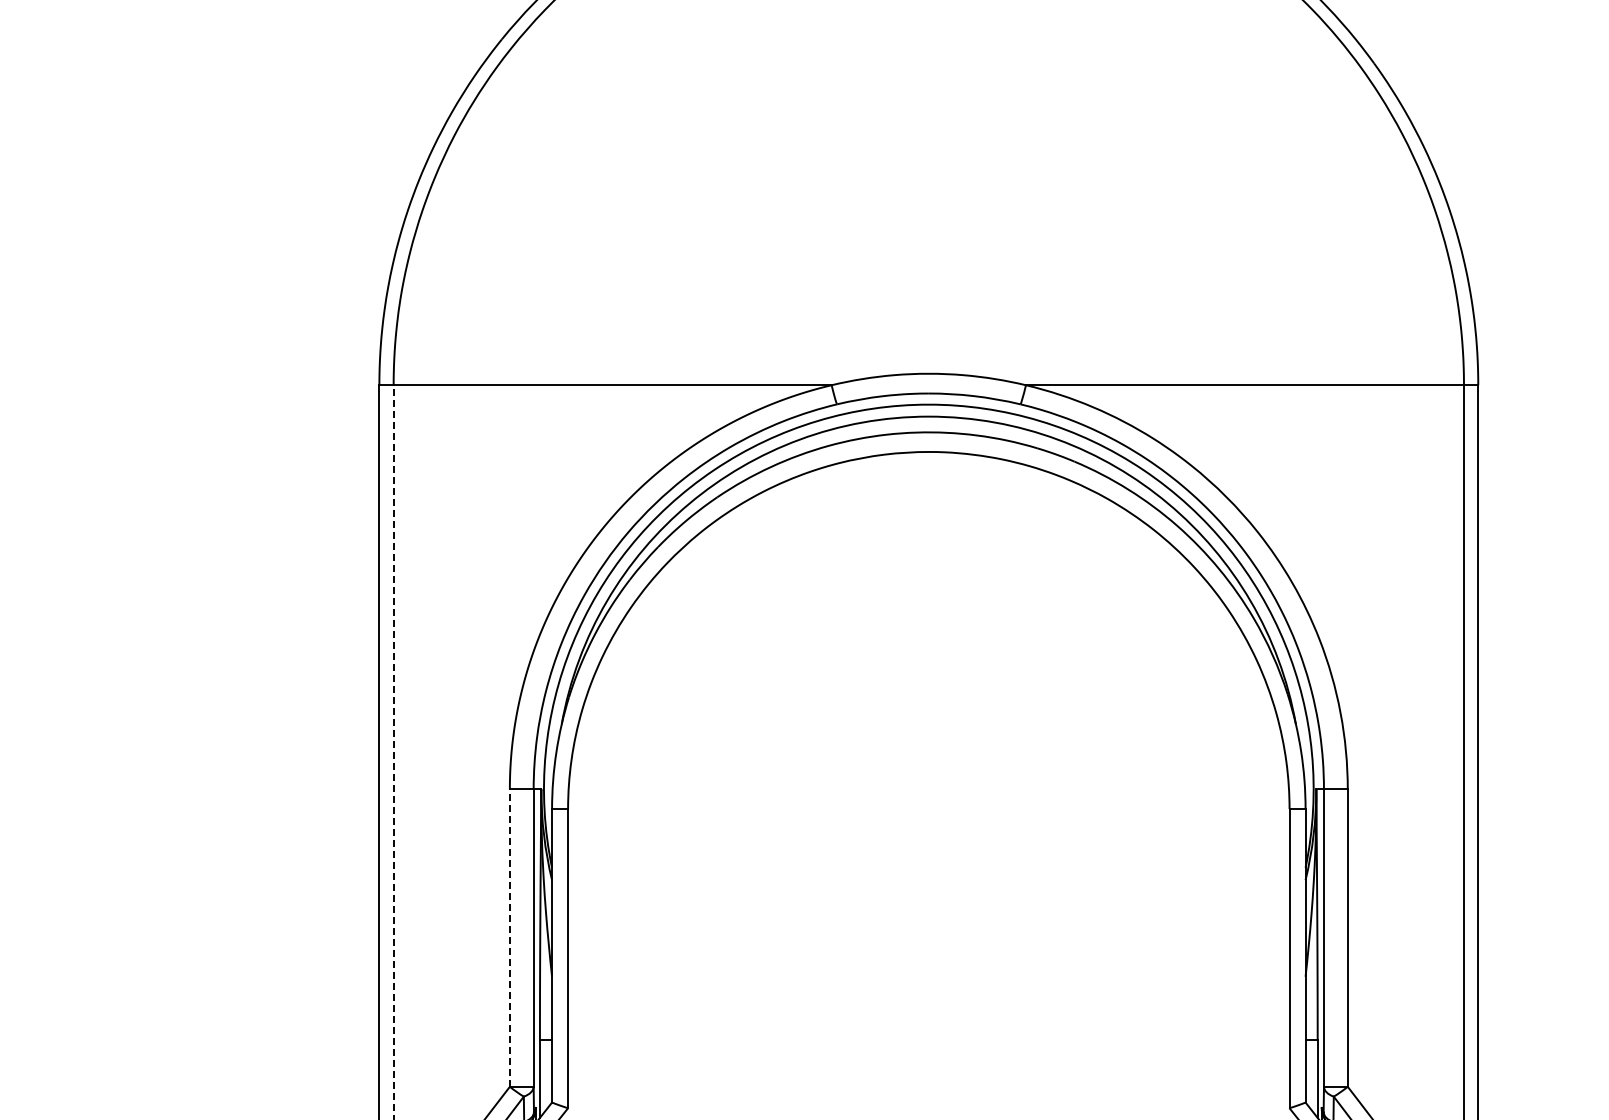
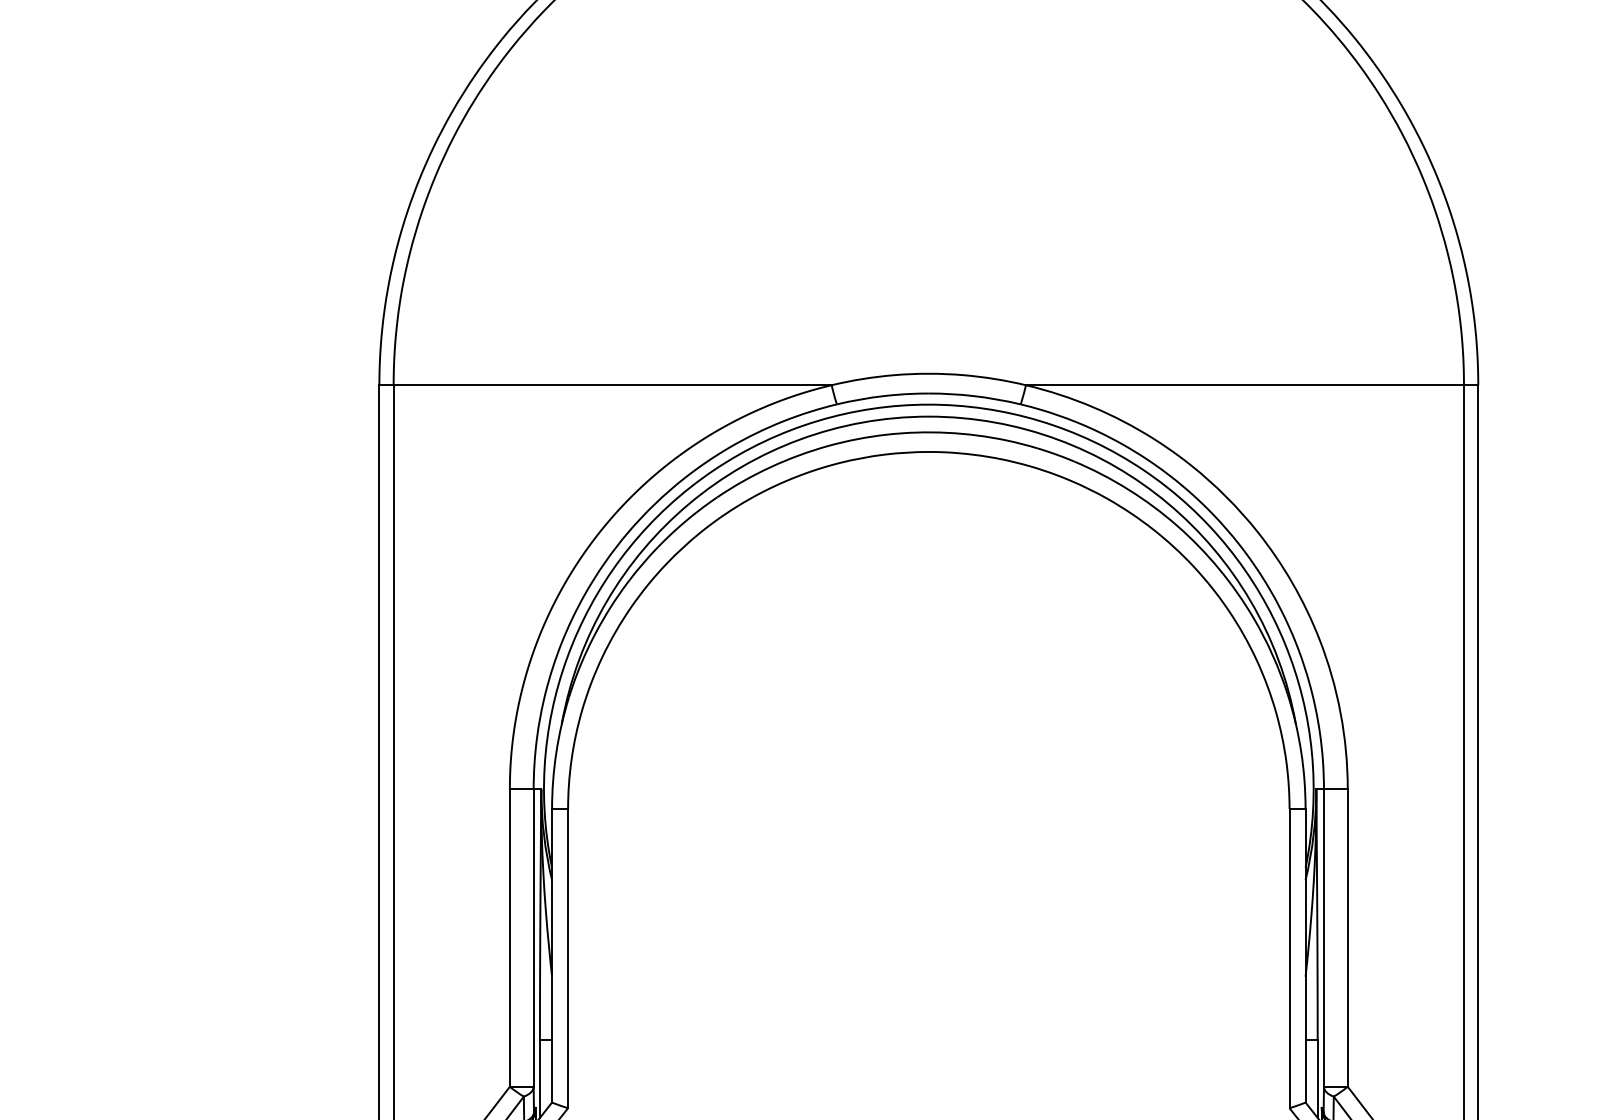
line: dashed -> solid (393, 751)
line: dashed -> solid (509, 938)
